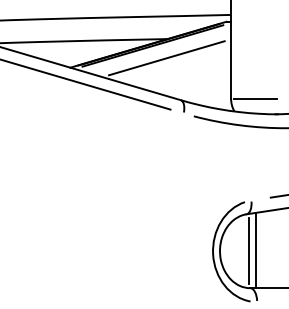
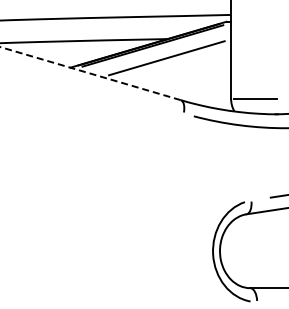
line: solid -> dashed (90, 73)
line: present -> none (86, 84)
line: present -> none (249, 250)
line: present -> none (256, 250)
